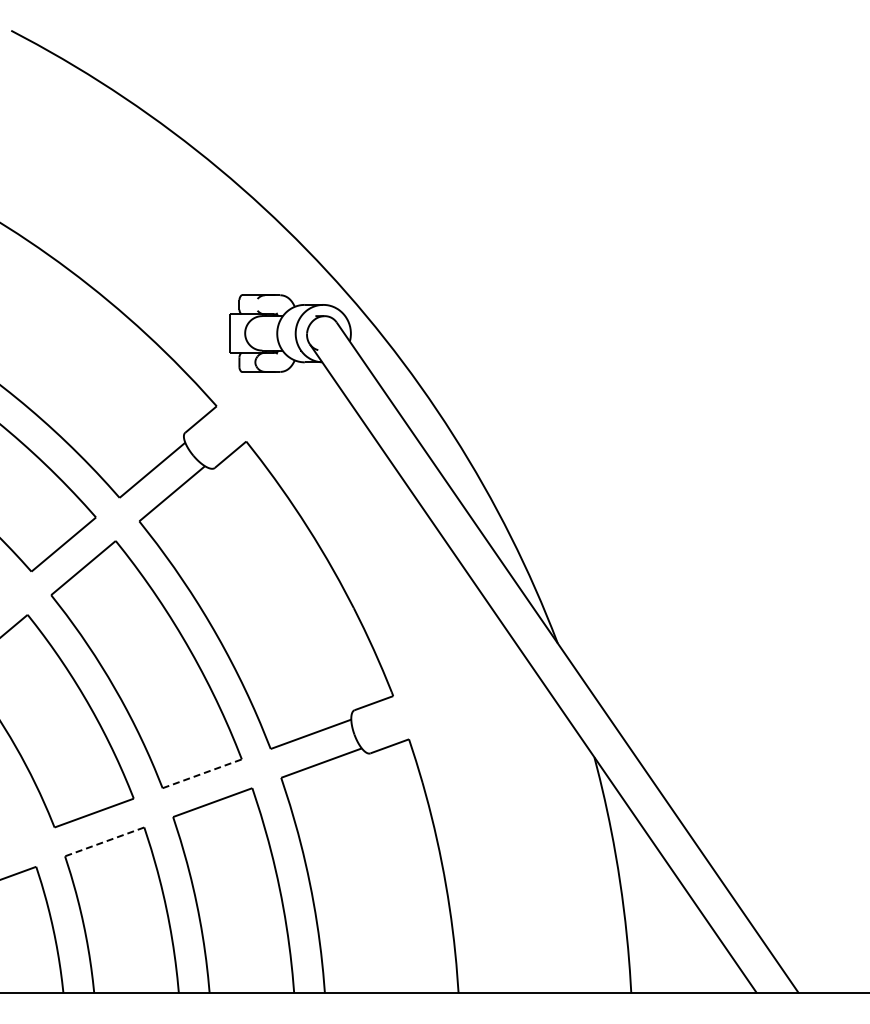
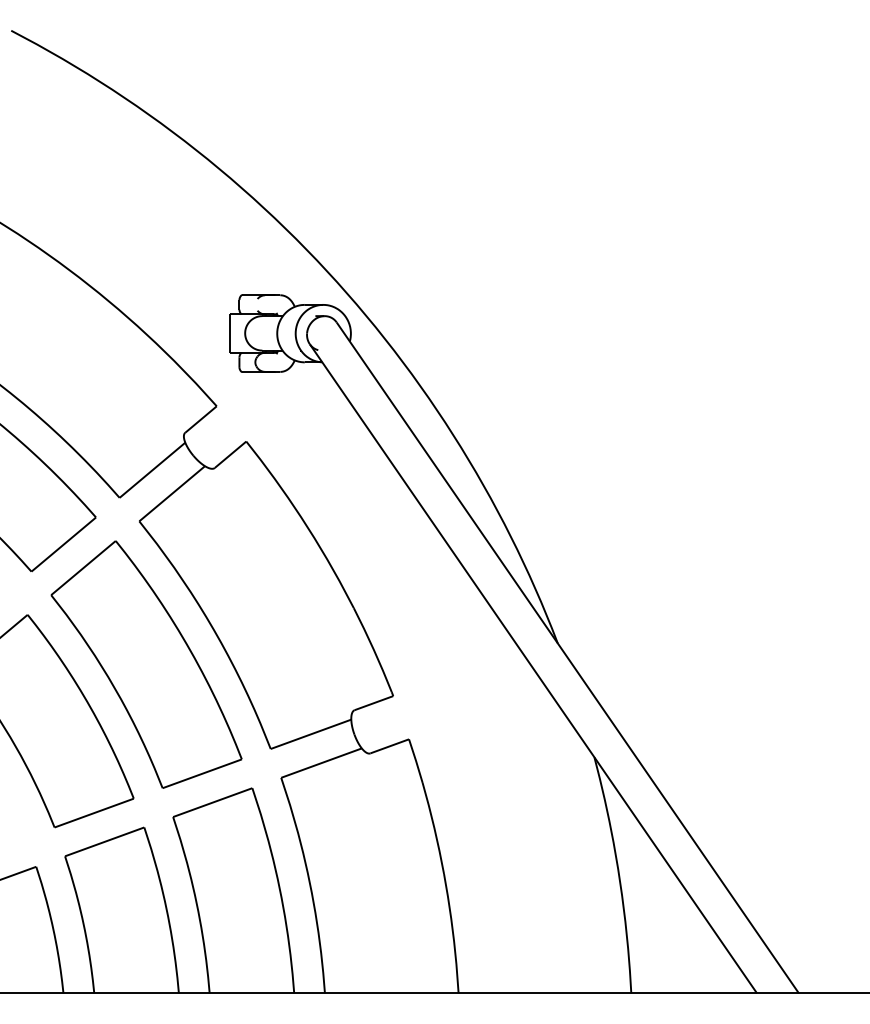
line: dashed -> solid (202, 773)
line: dashed -> solid (104, 842)
